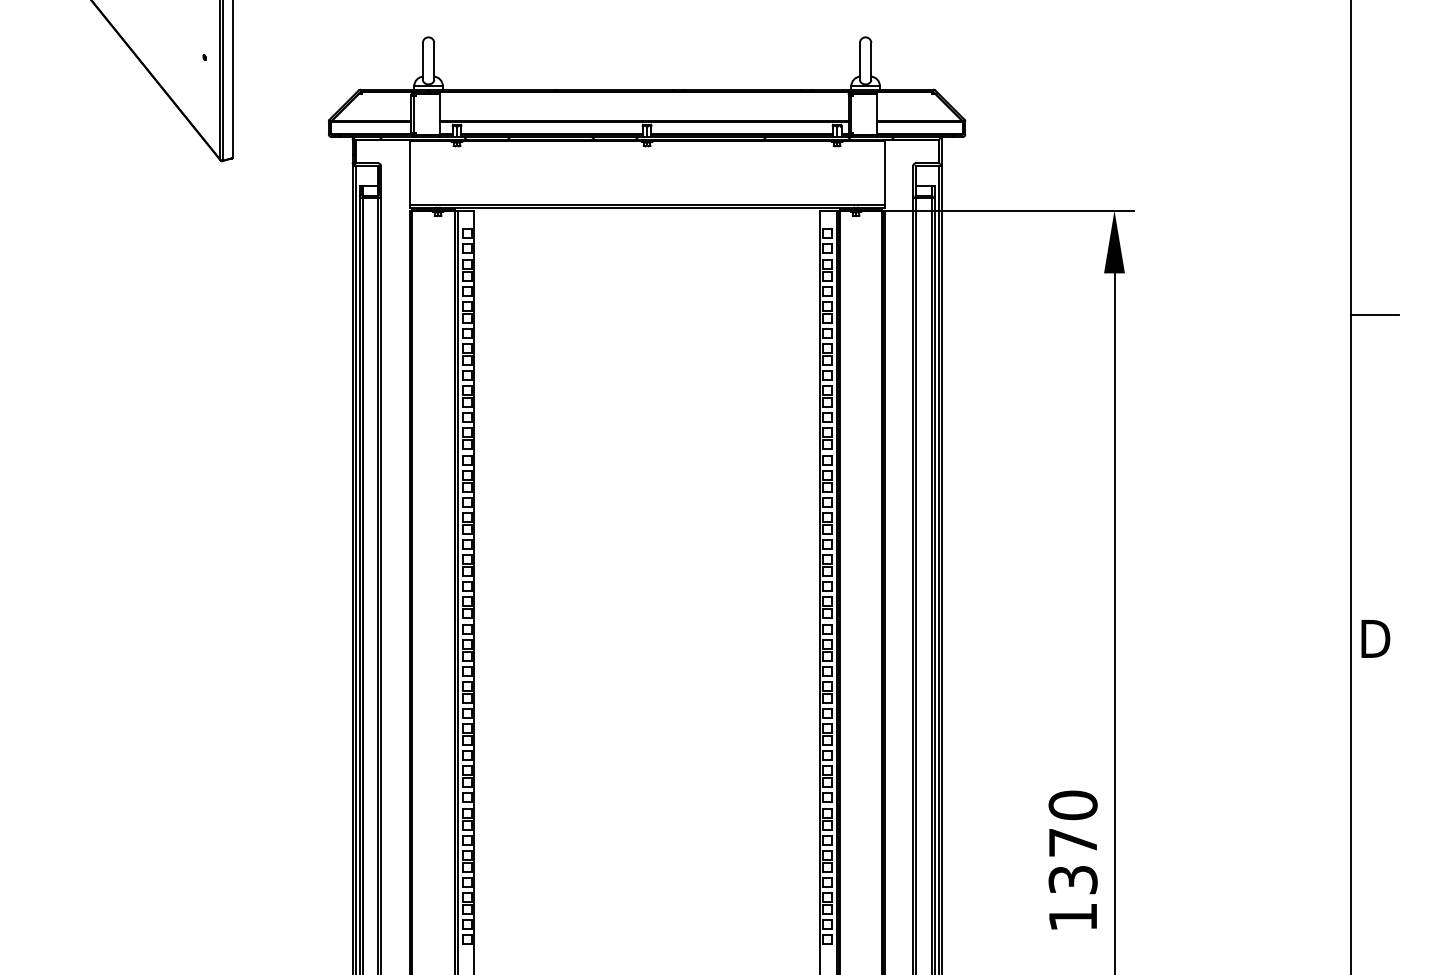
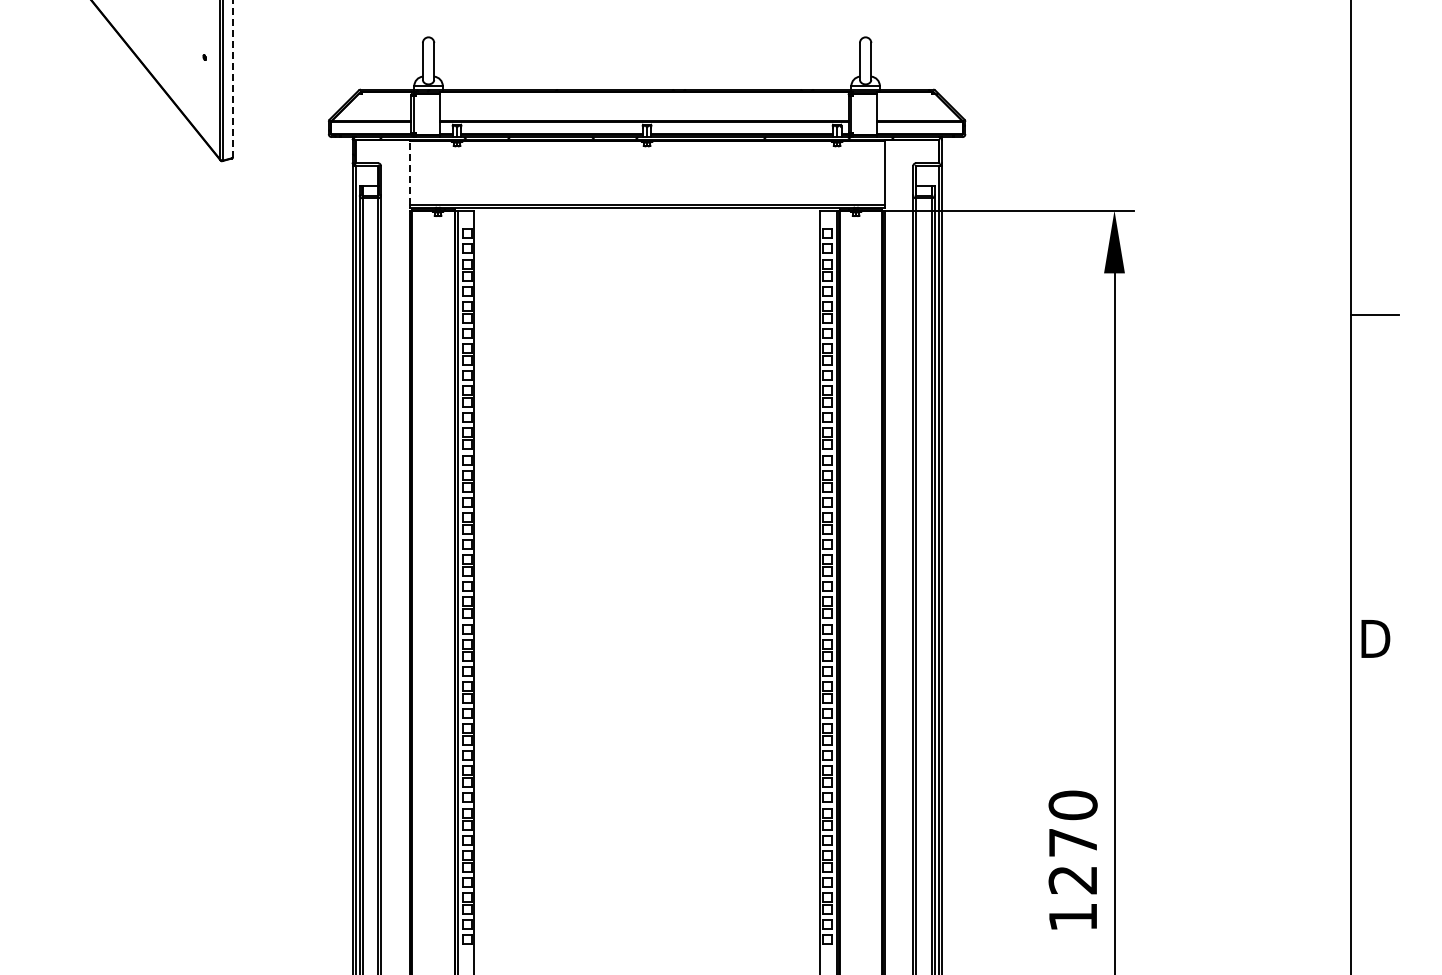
line: solid -> dashed (232, 79)
line: solid -> dashed (409, 173)
text: 1370 -> 1270 (1072, 880)
